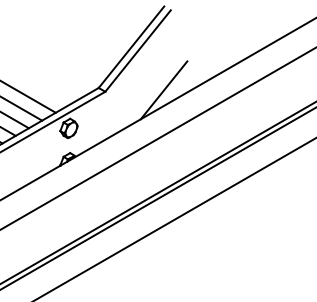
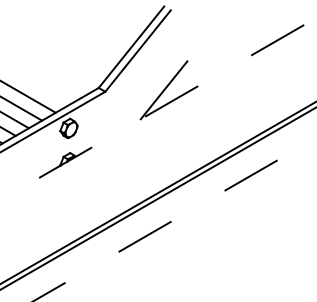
line: solid -> dashed (158, 108)
line: present -> none (157, 138)
line: solid -> dashed (174, 219)
